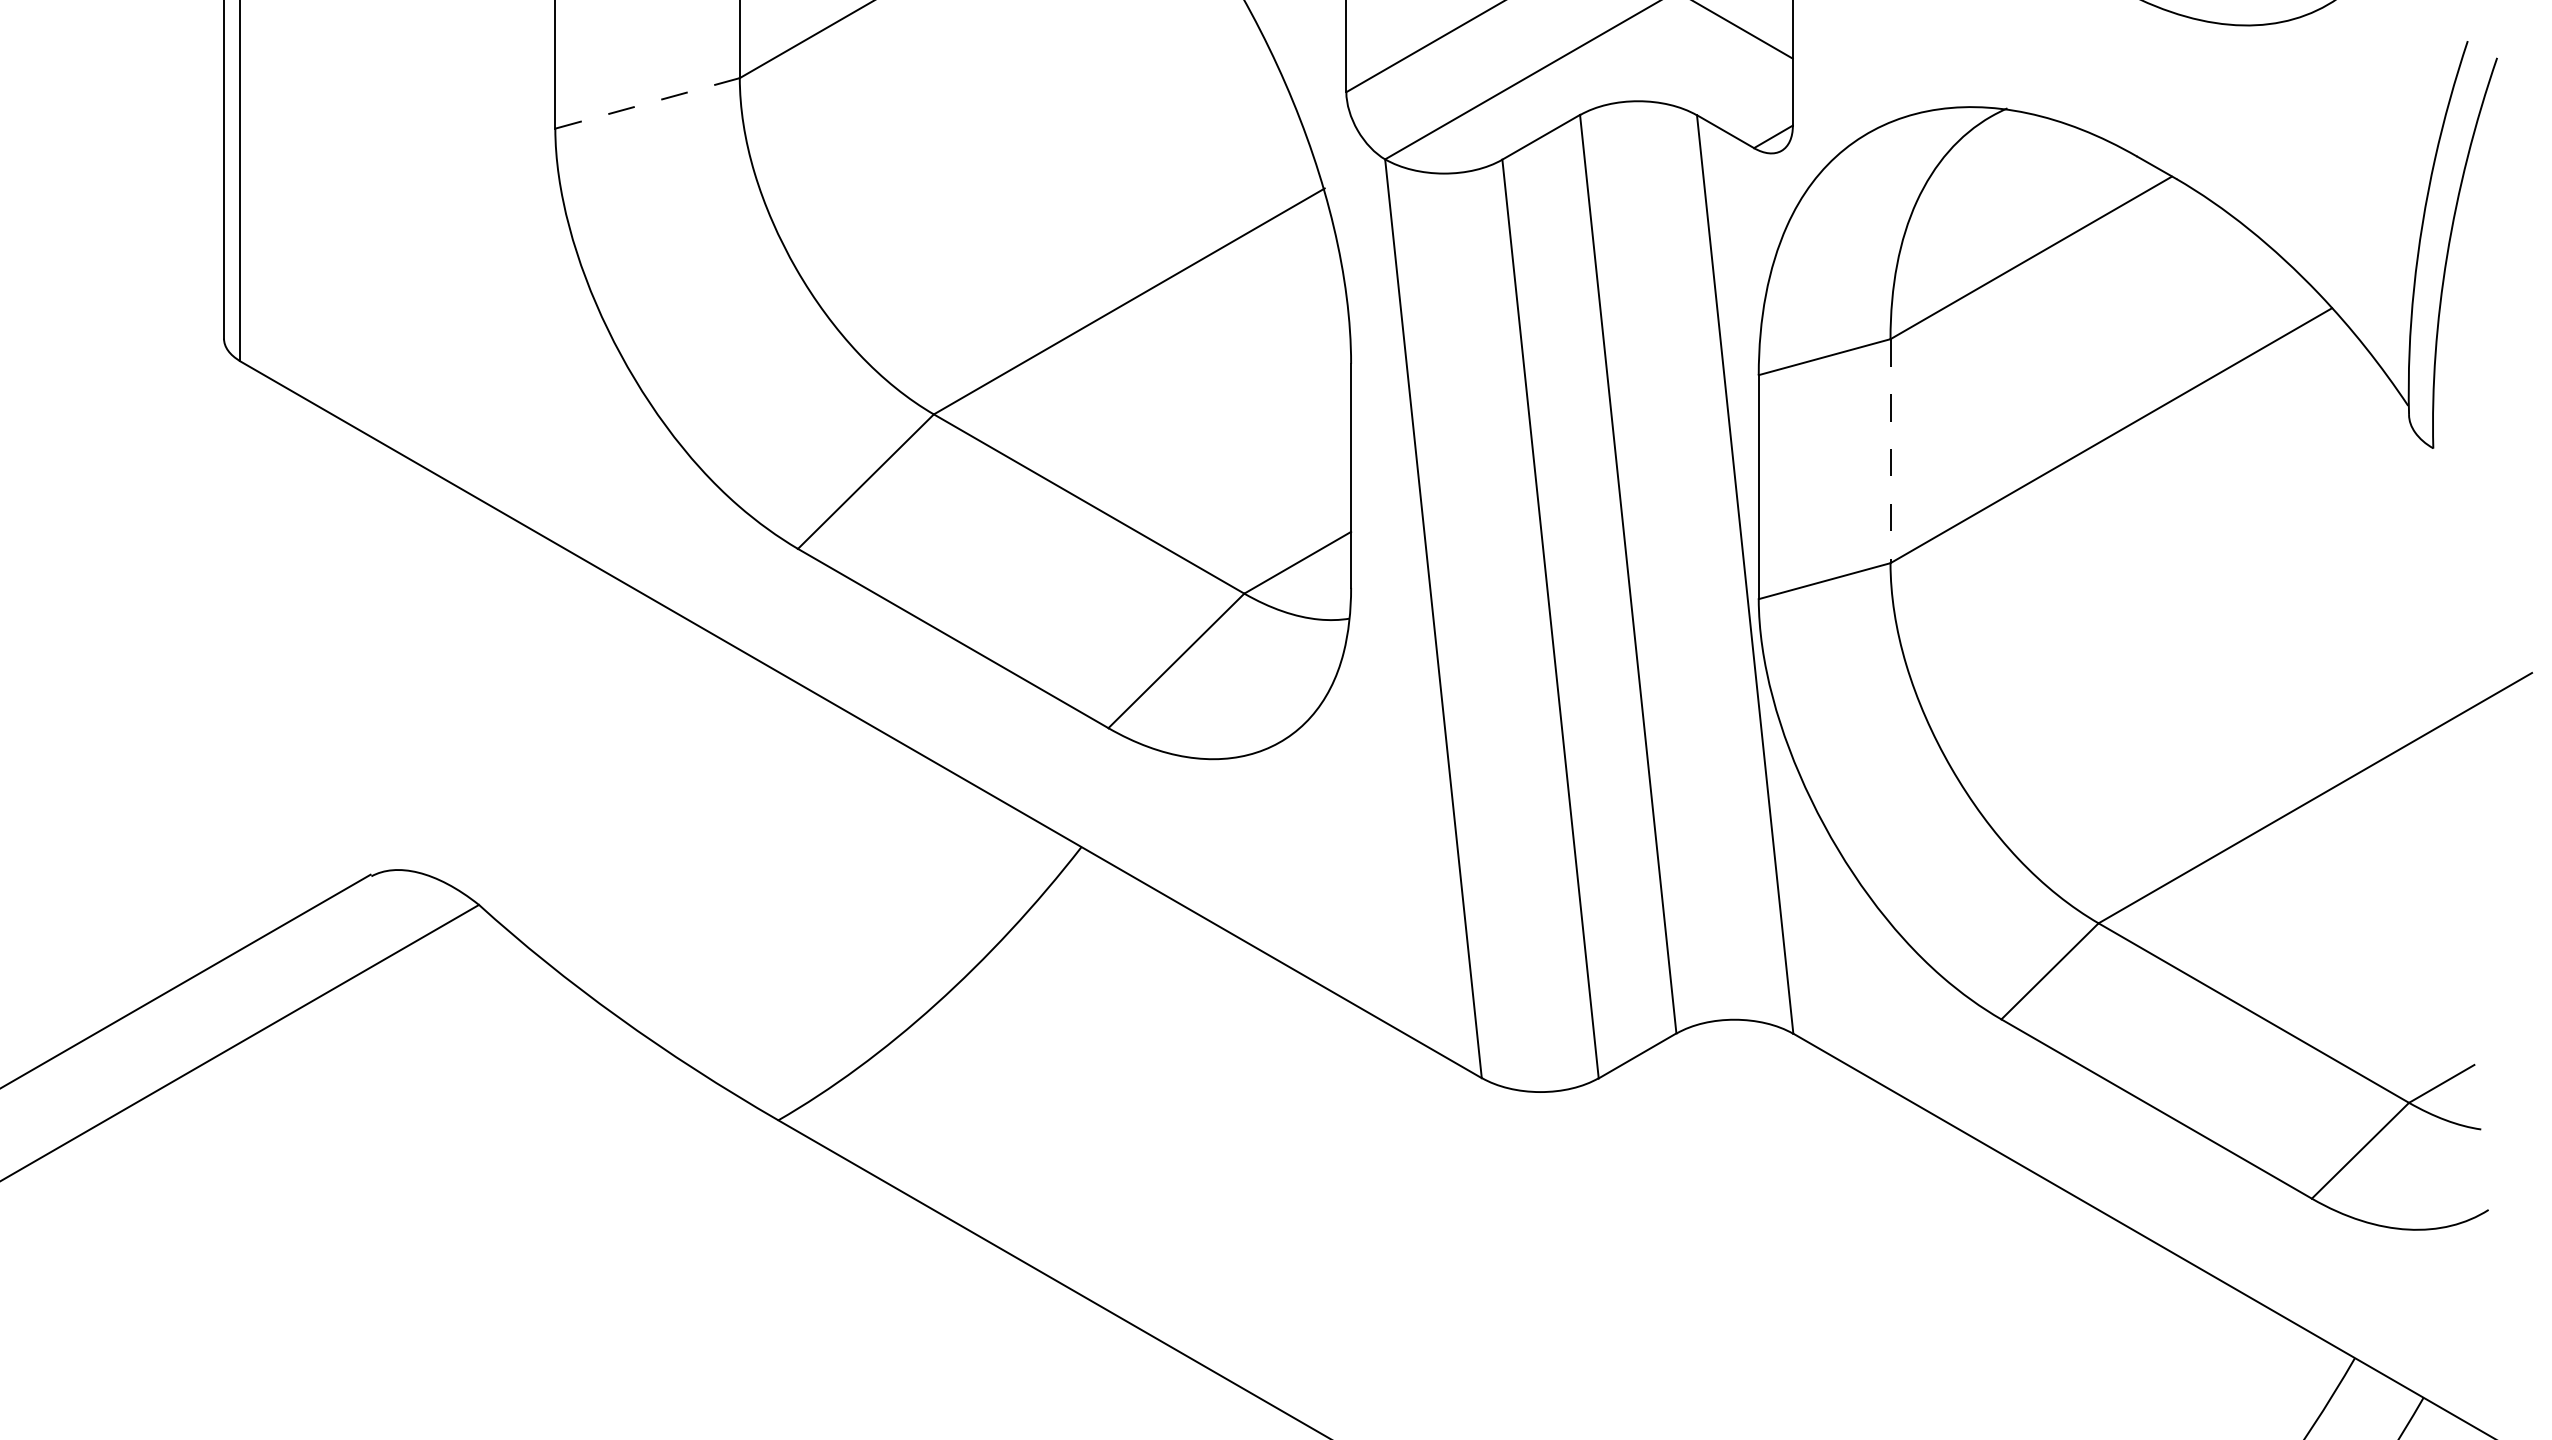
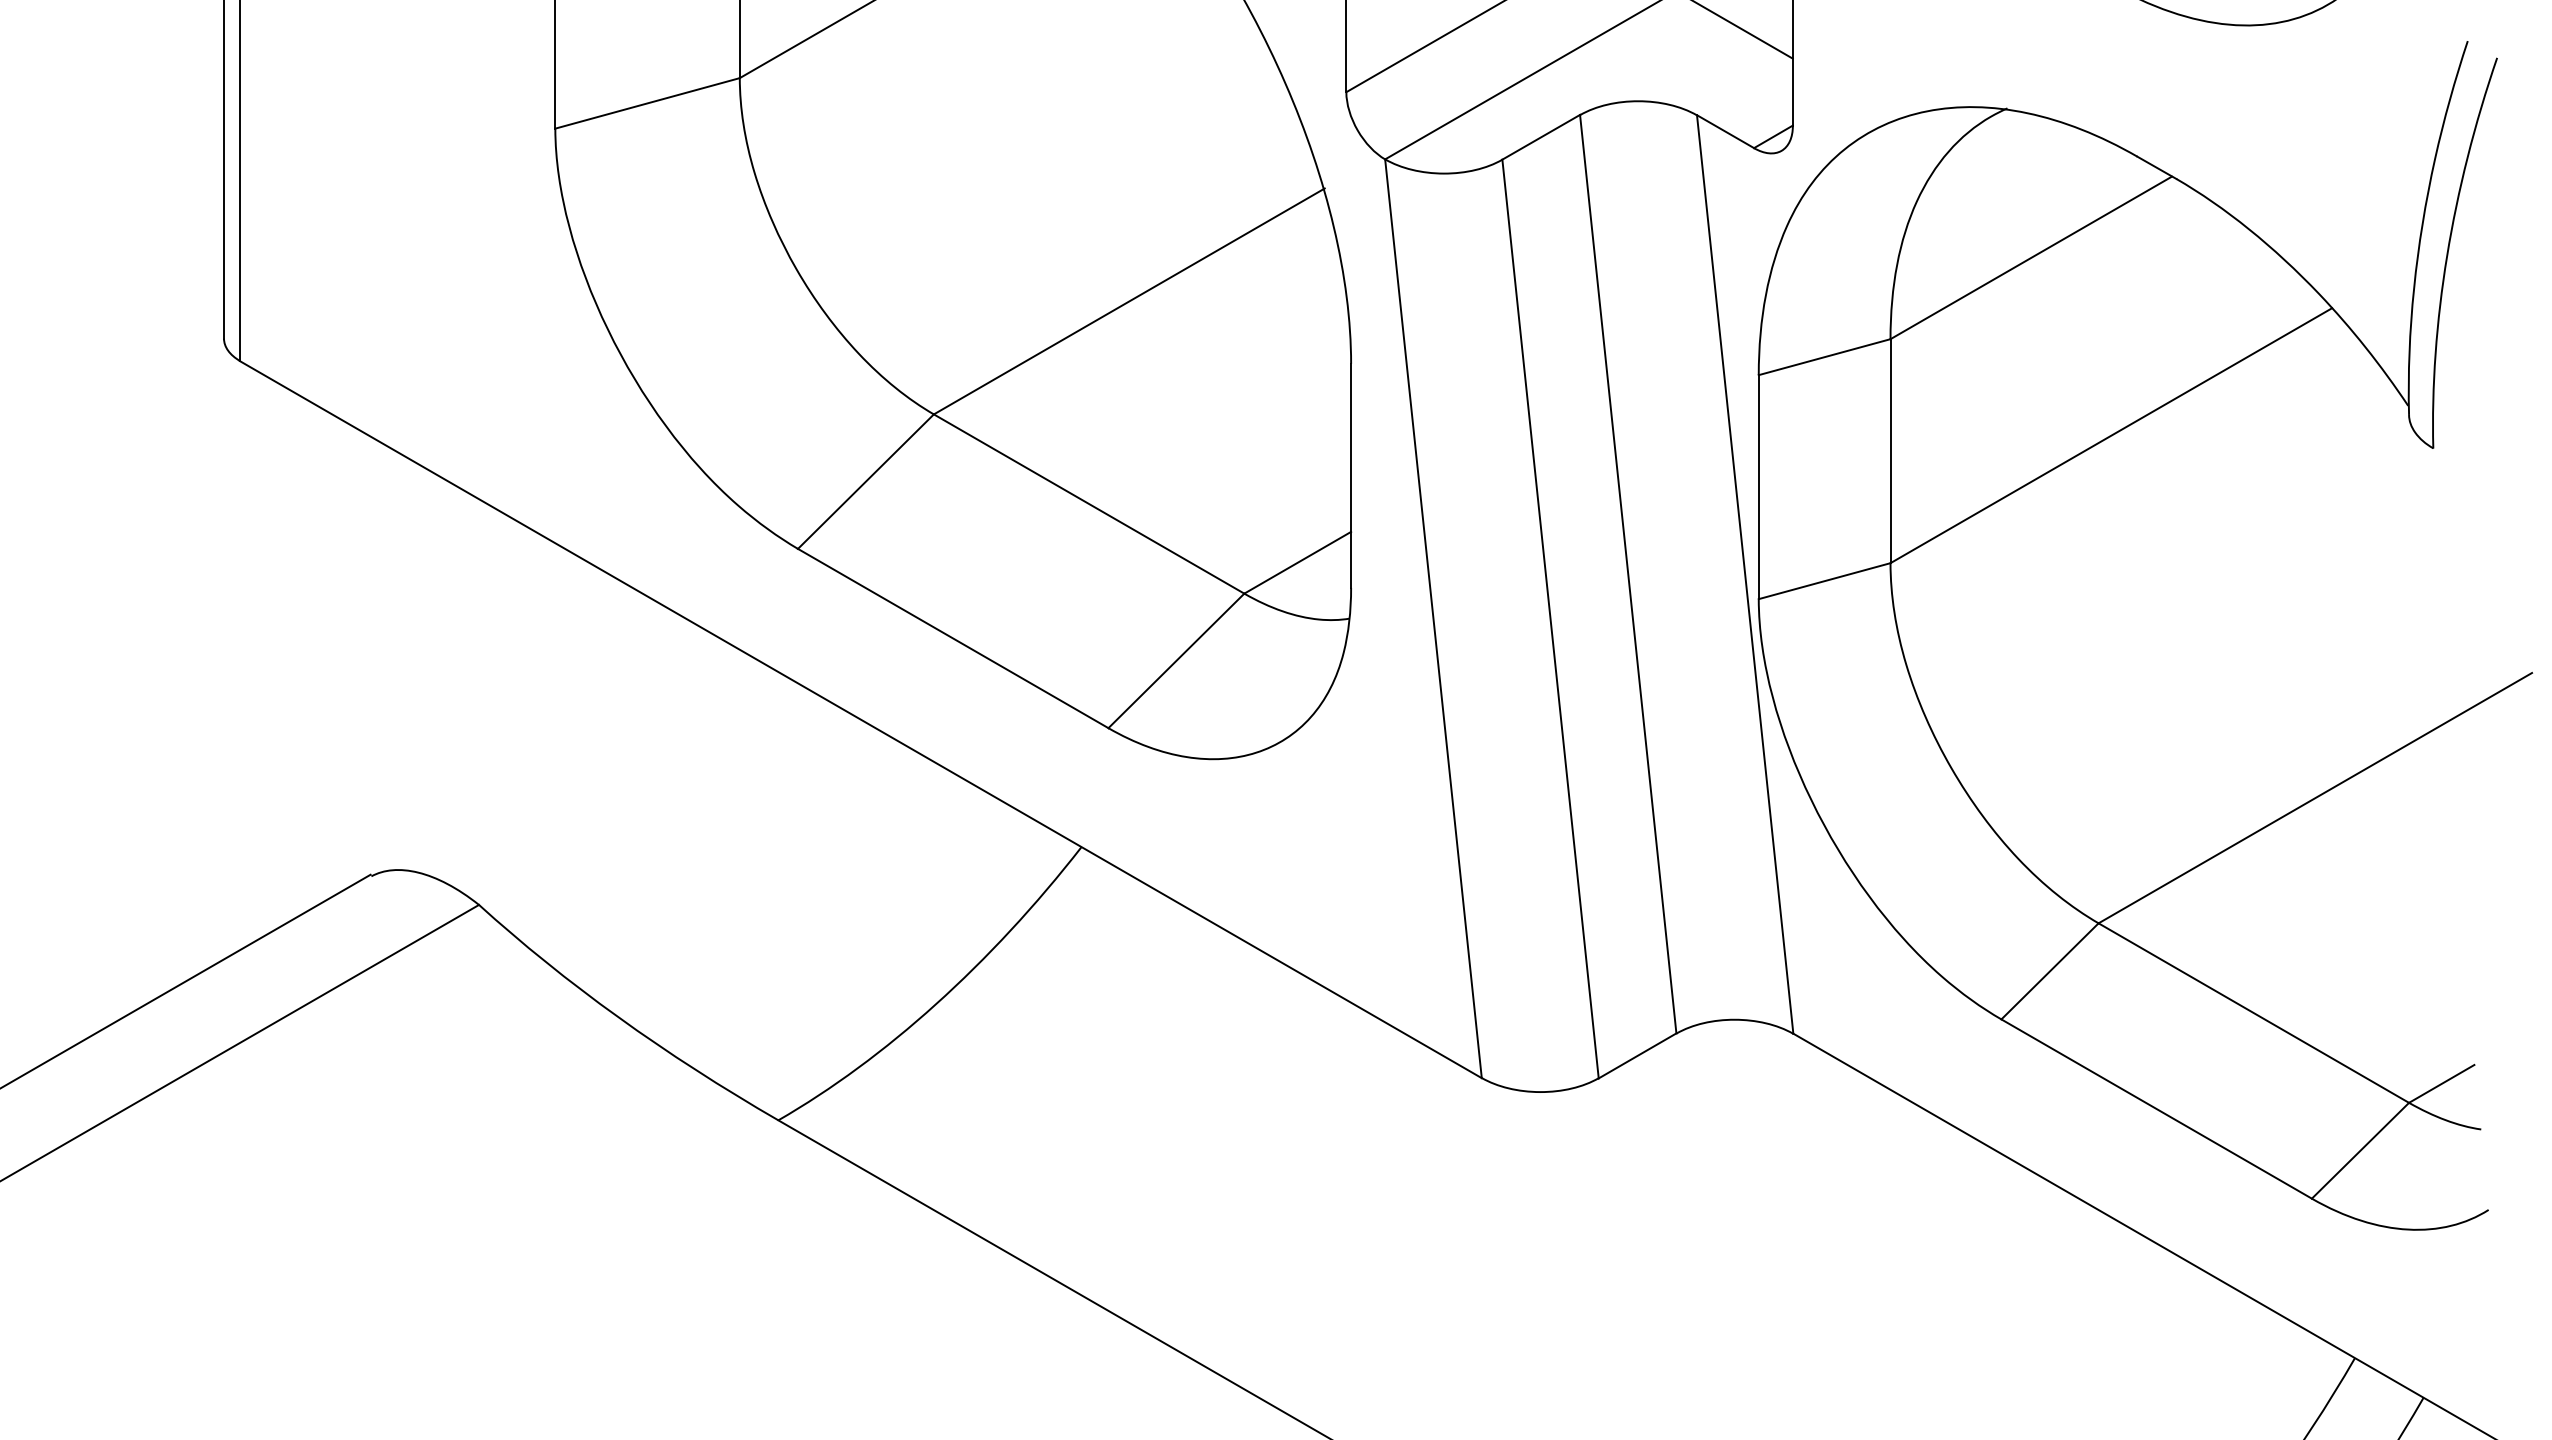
line: dashed -> solid (647, 103)
line: dashed -> solid (1890, 451)
